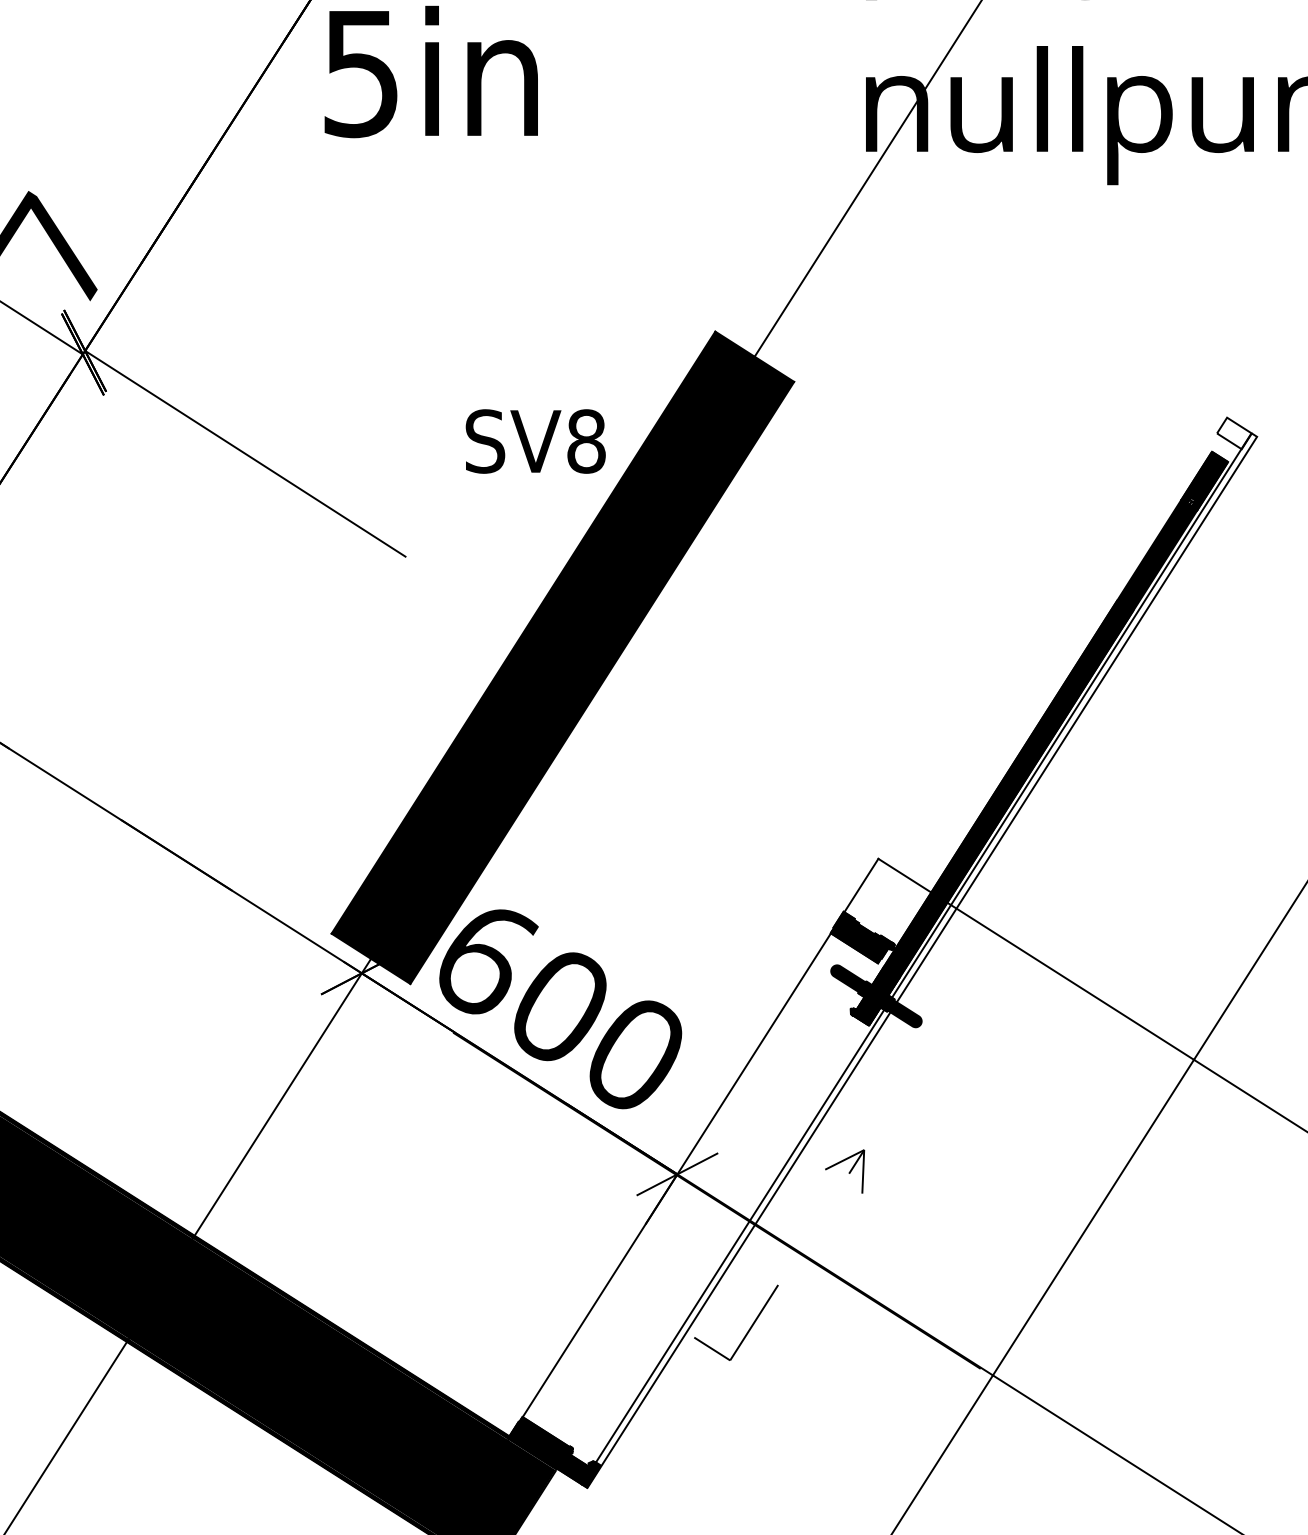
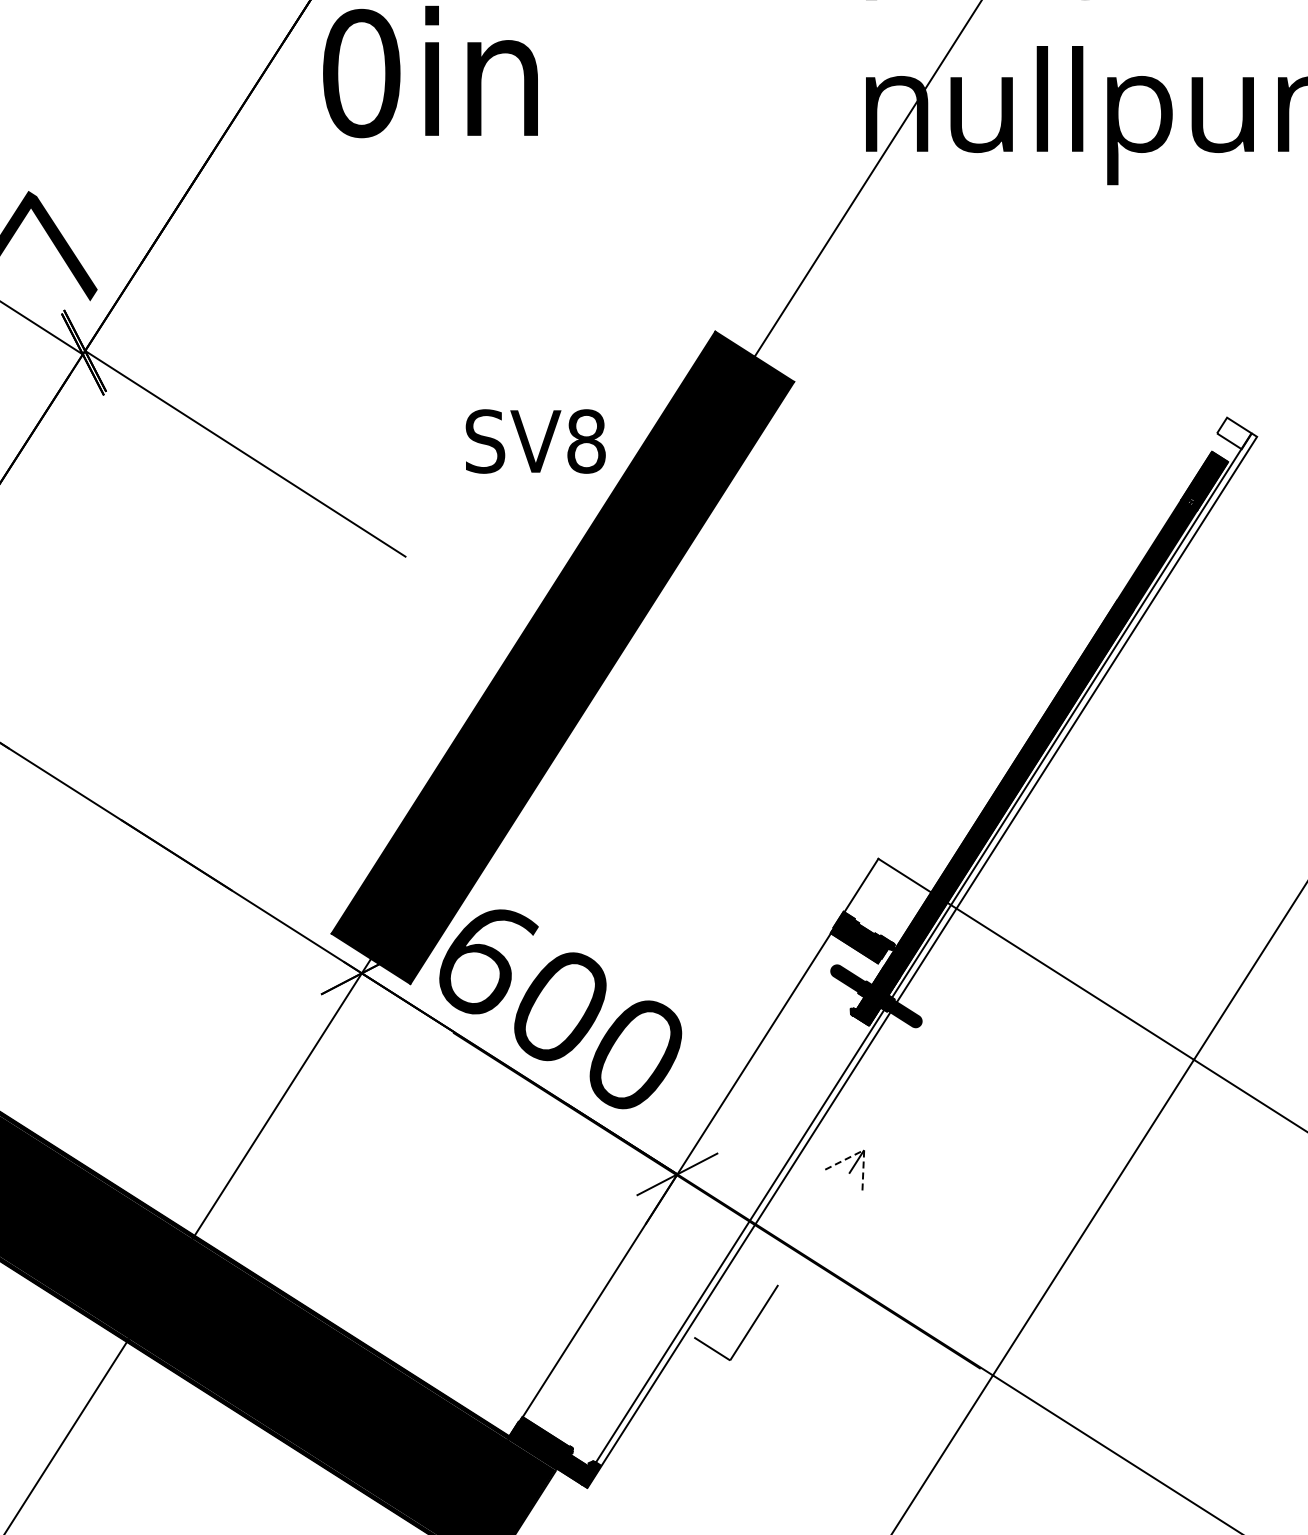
text: 5in -> 0in (361, 73)
line: solid -> dashed (864, 1150)
